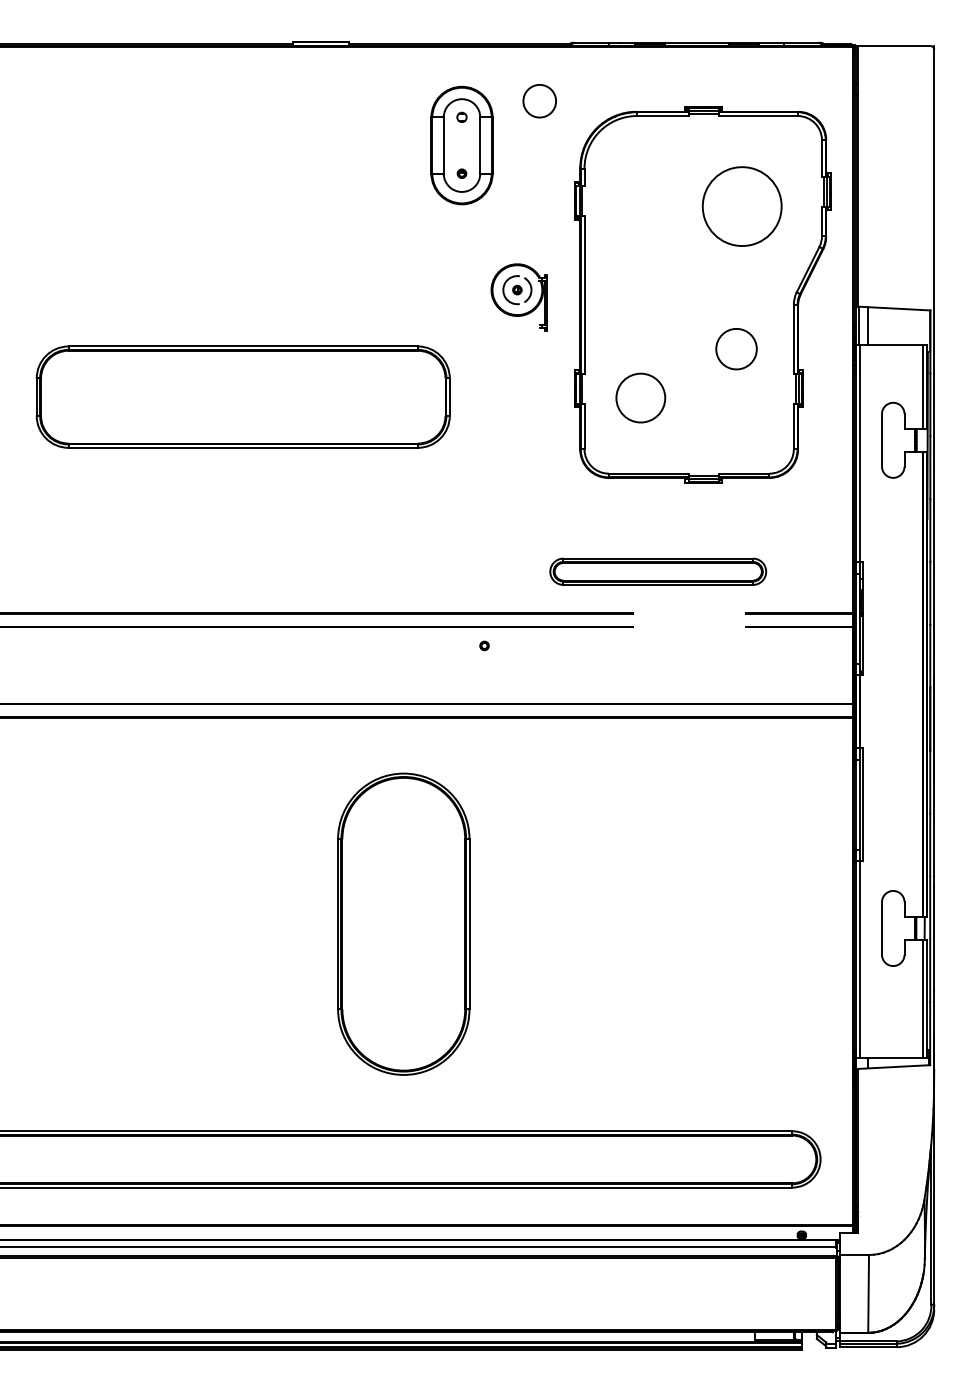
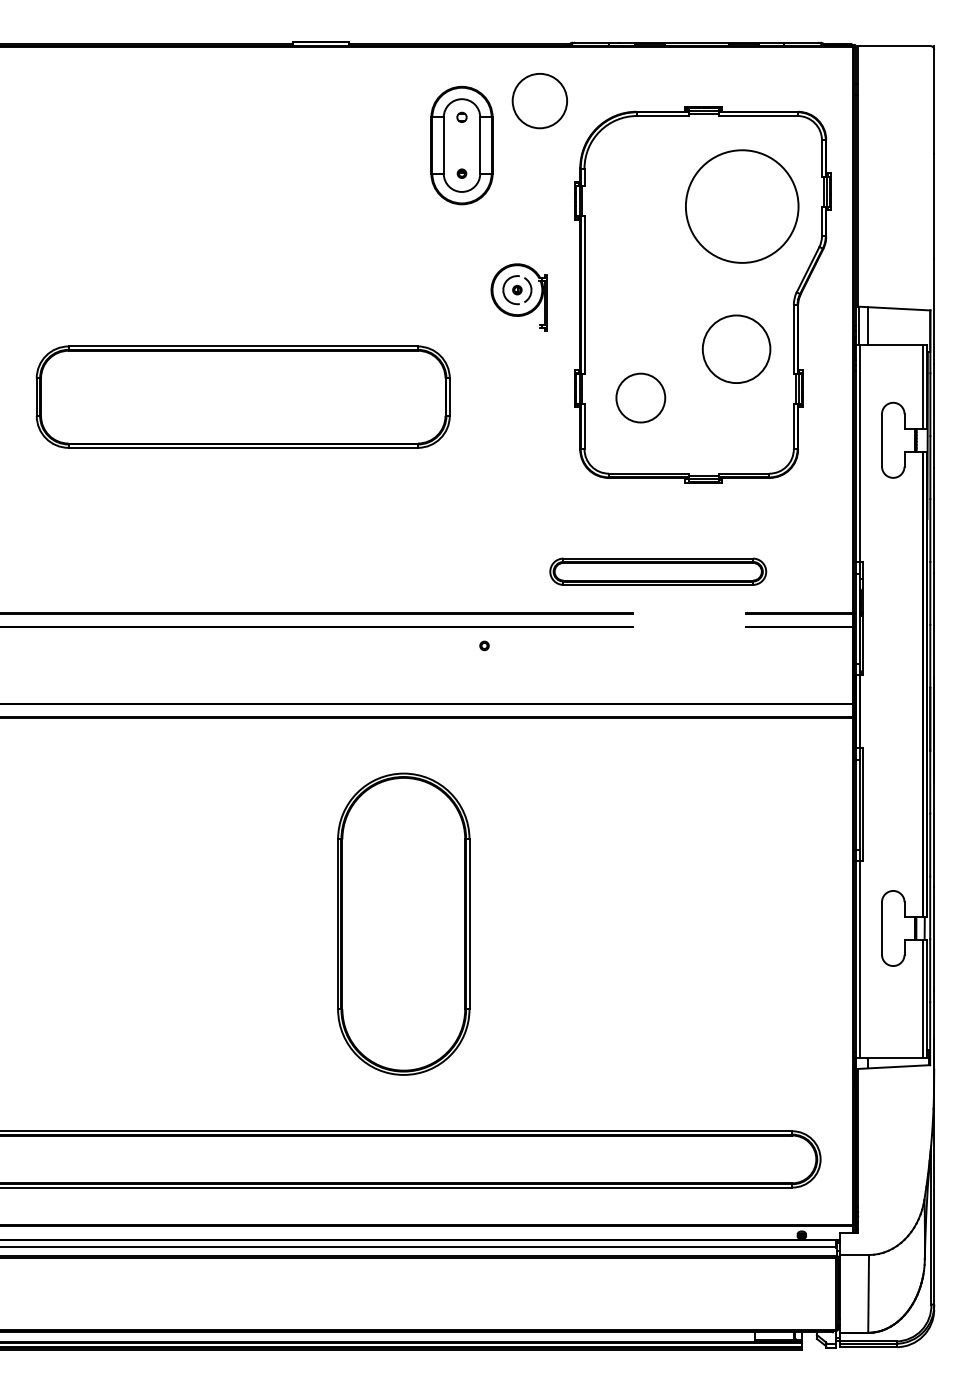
circle size: 35x35 px -> 57x57 px (539, 101)
circle diameter: 79 px -> 113 px (741, 206)
circle size: 43x43 px -> 71x70 px (736, 348)
